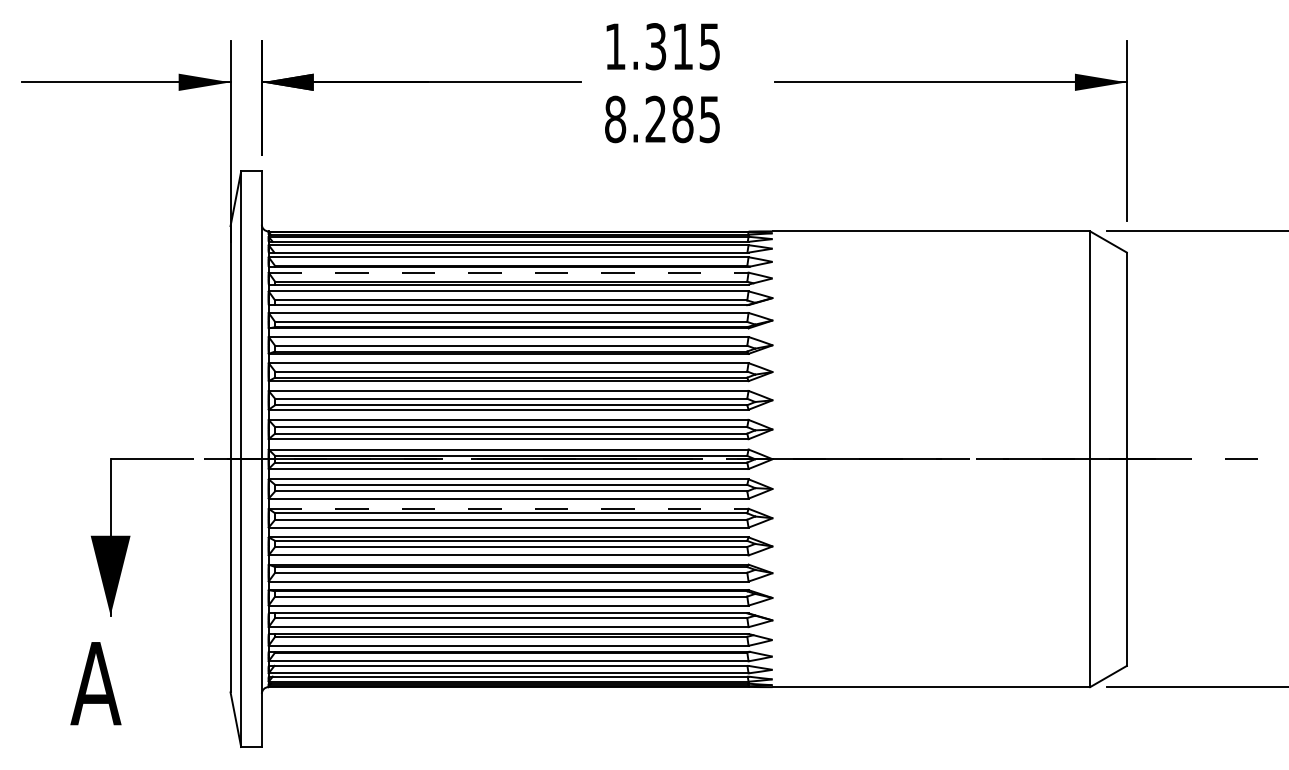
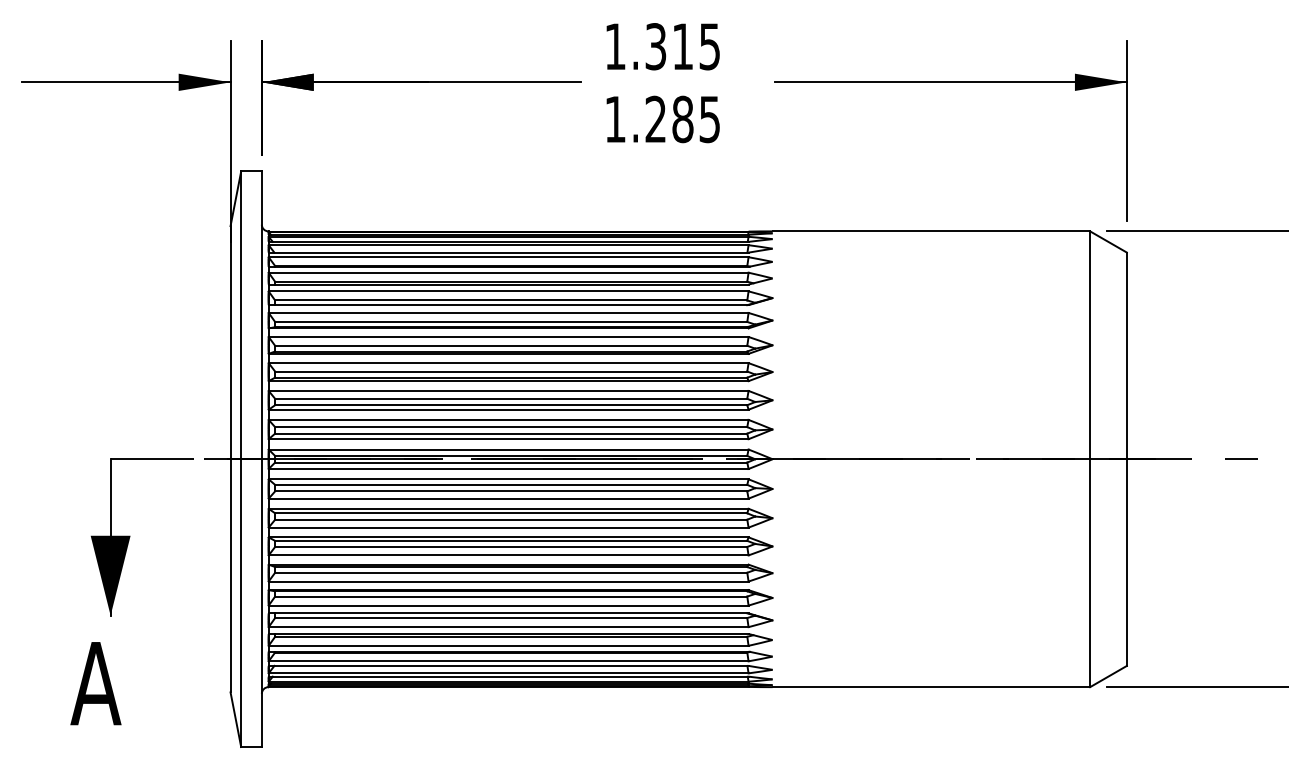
text: 8.285 -> 1.285 (615, 119)
line: dashed -> solid (508, 272)
line: dashed -> solid (508, 508)
